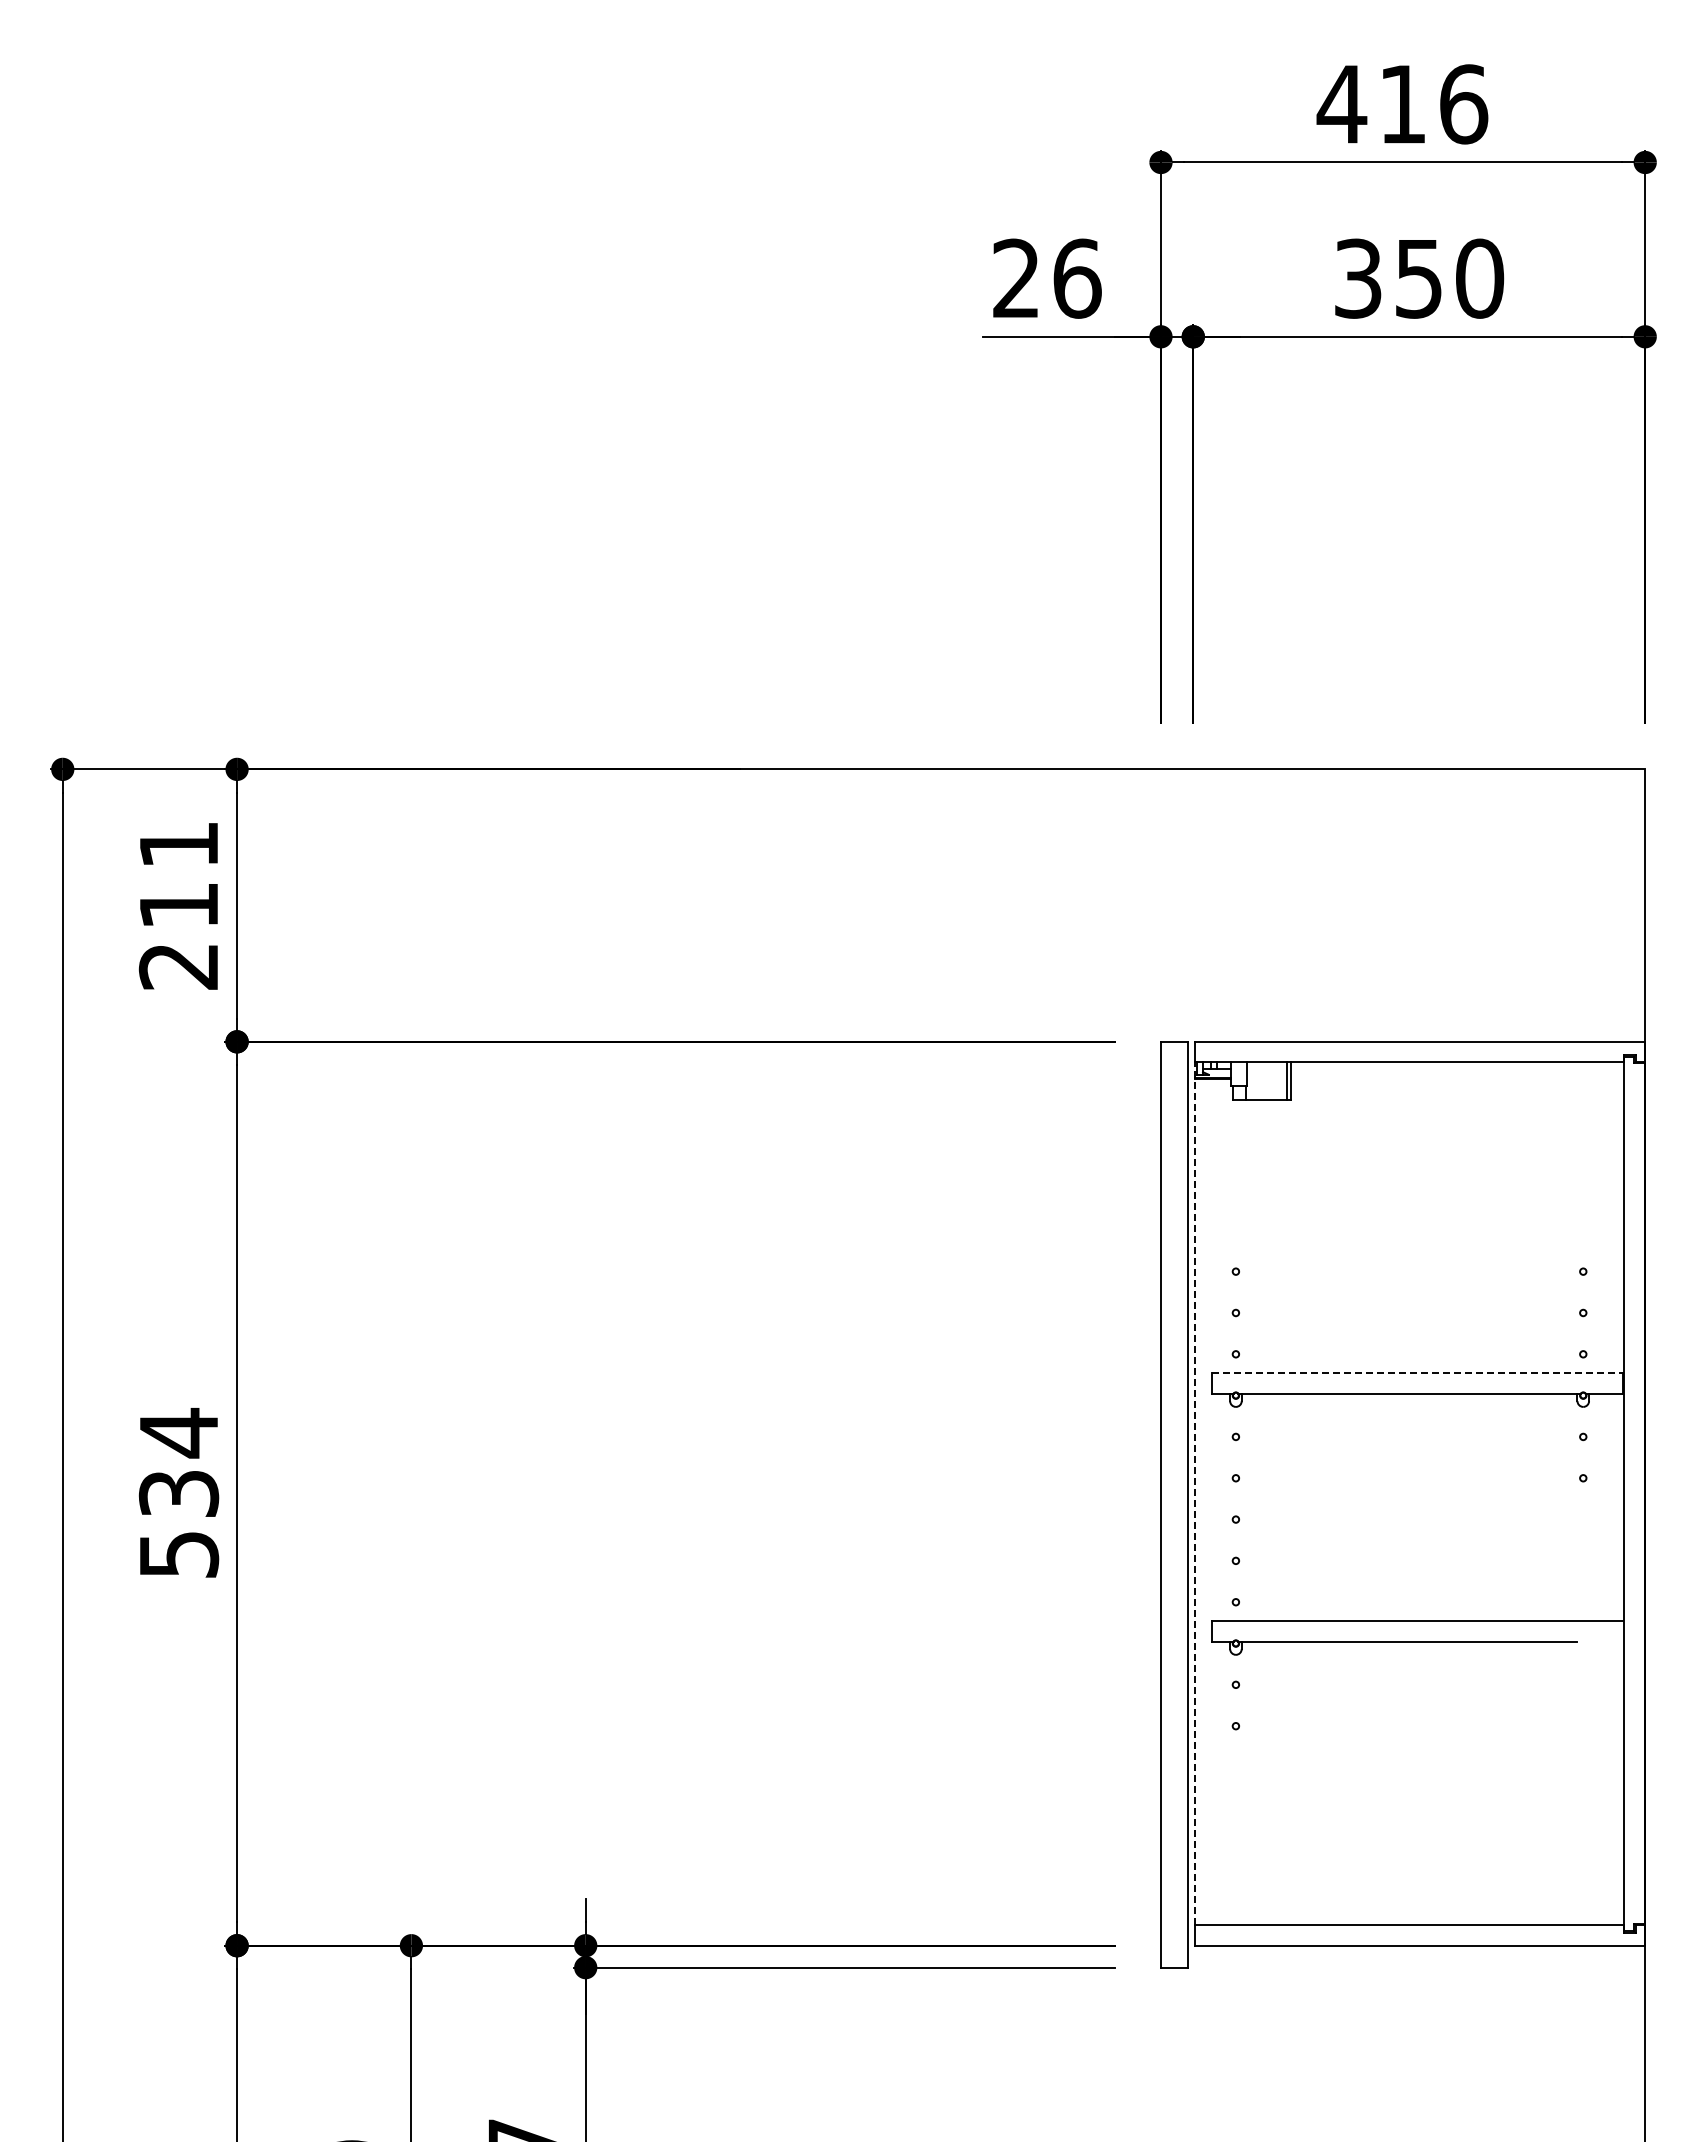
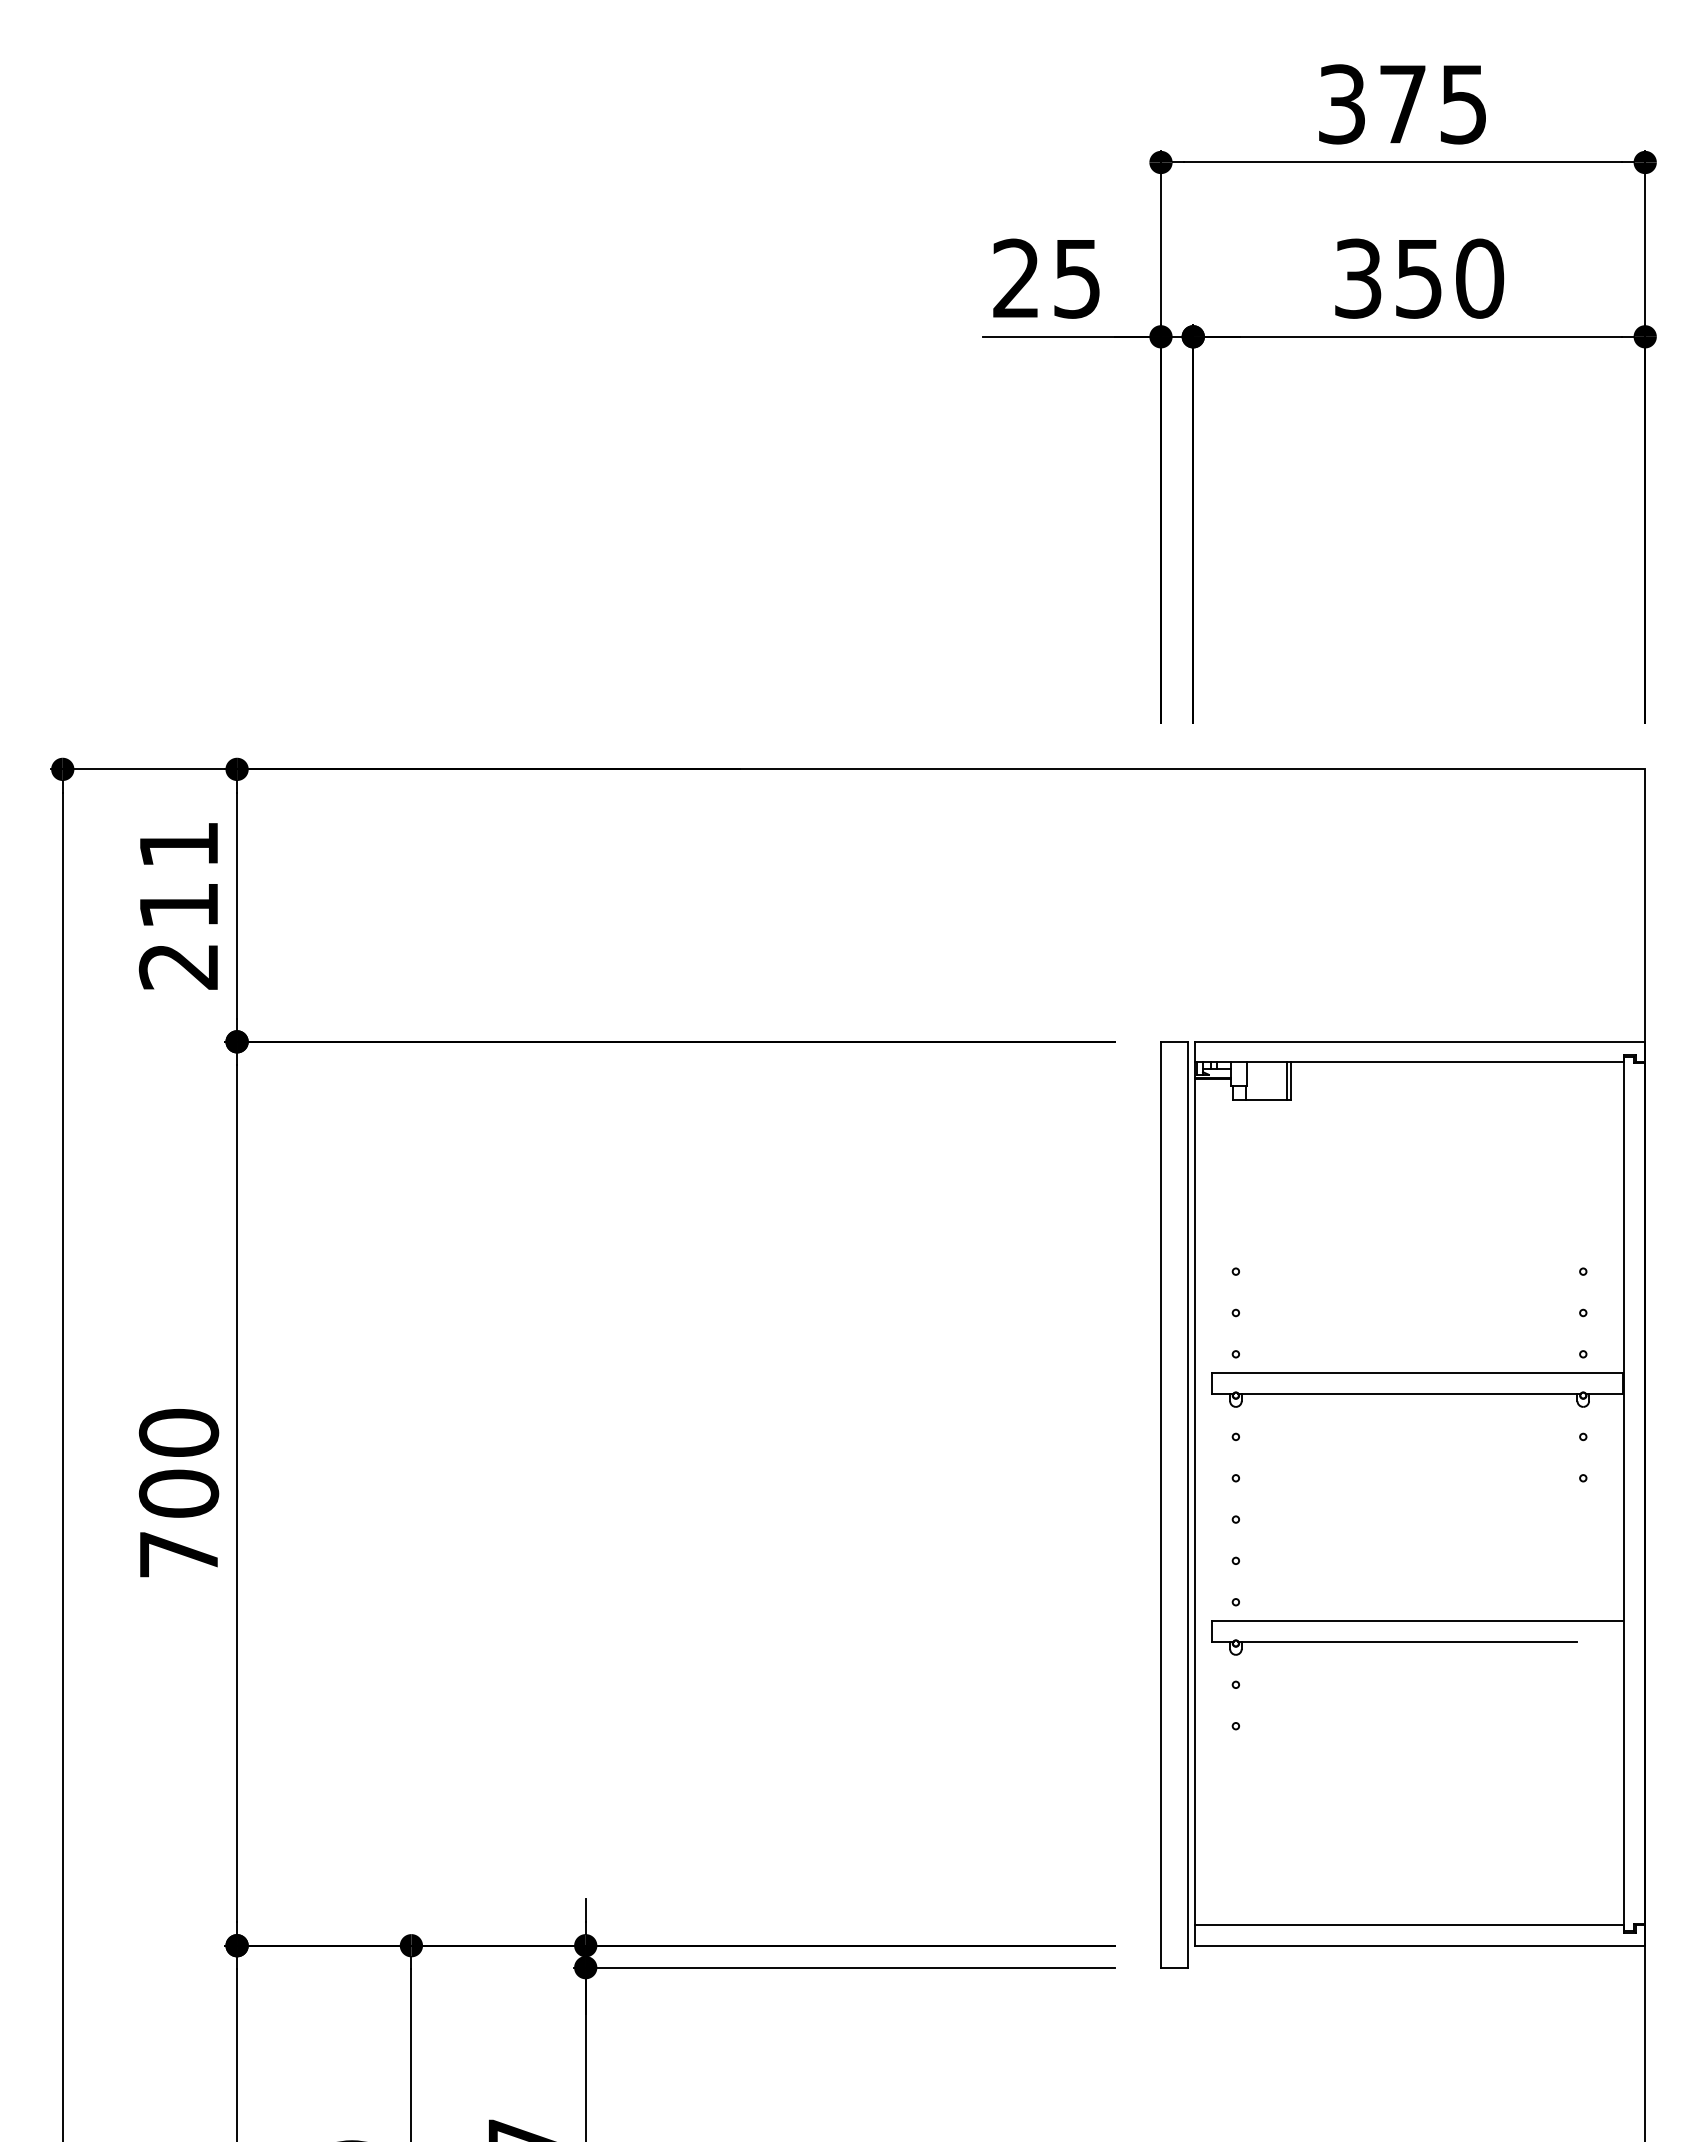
text: 416 -> 375 (1402, 104)
text: 26 -> 25 (1077, 278)
line: dashed -> solid (1417, 1373)
text: 534 -> 700 (178, 1492)
line: dashed -> solid (1194, 1493)
